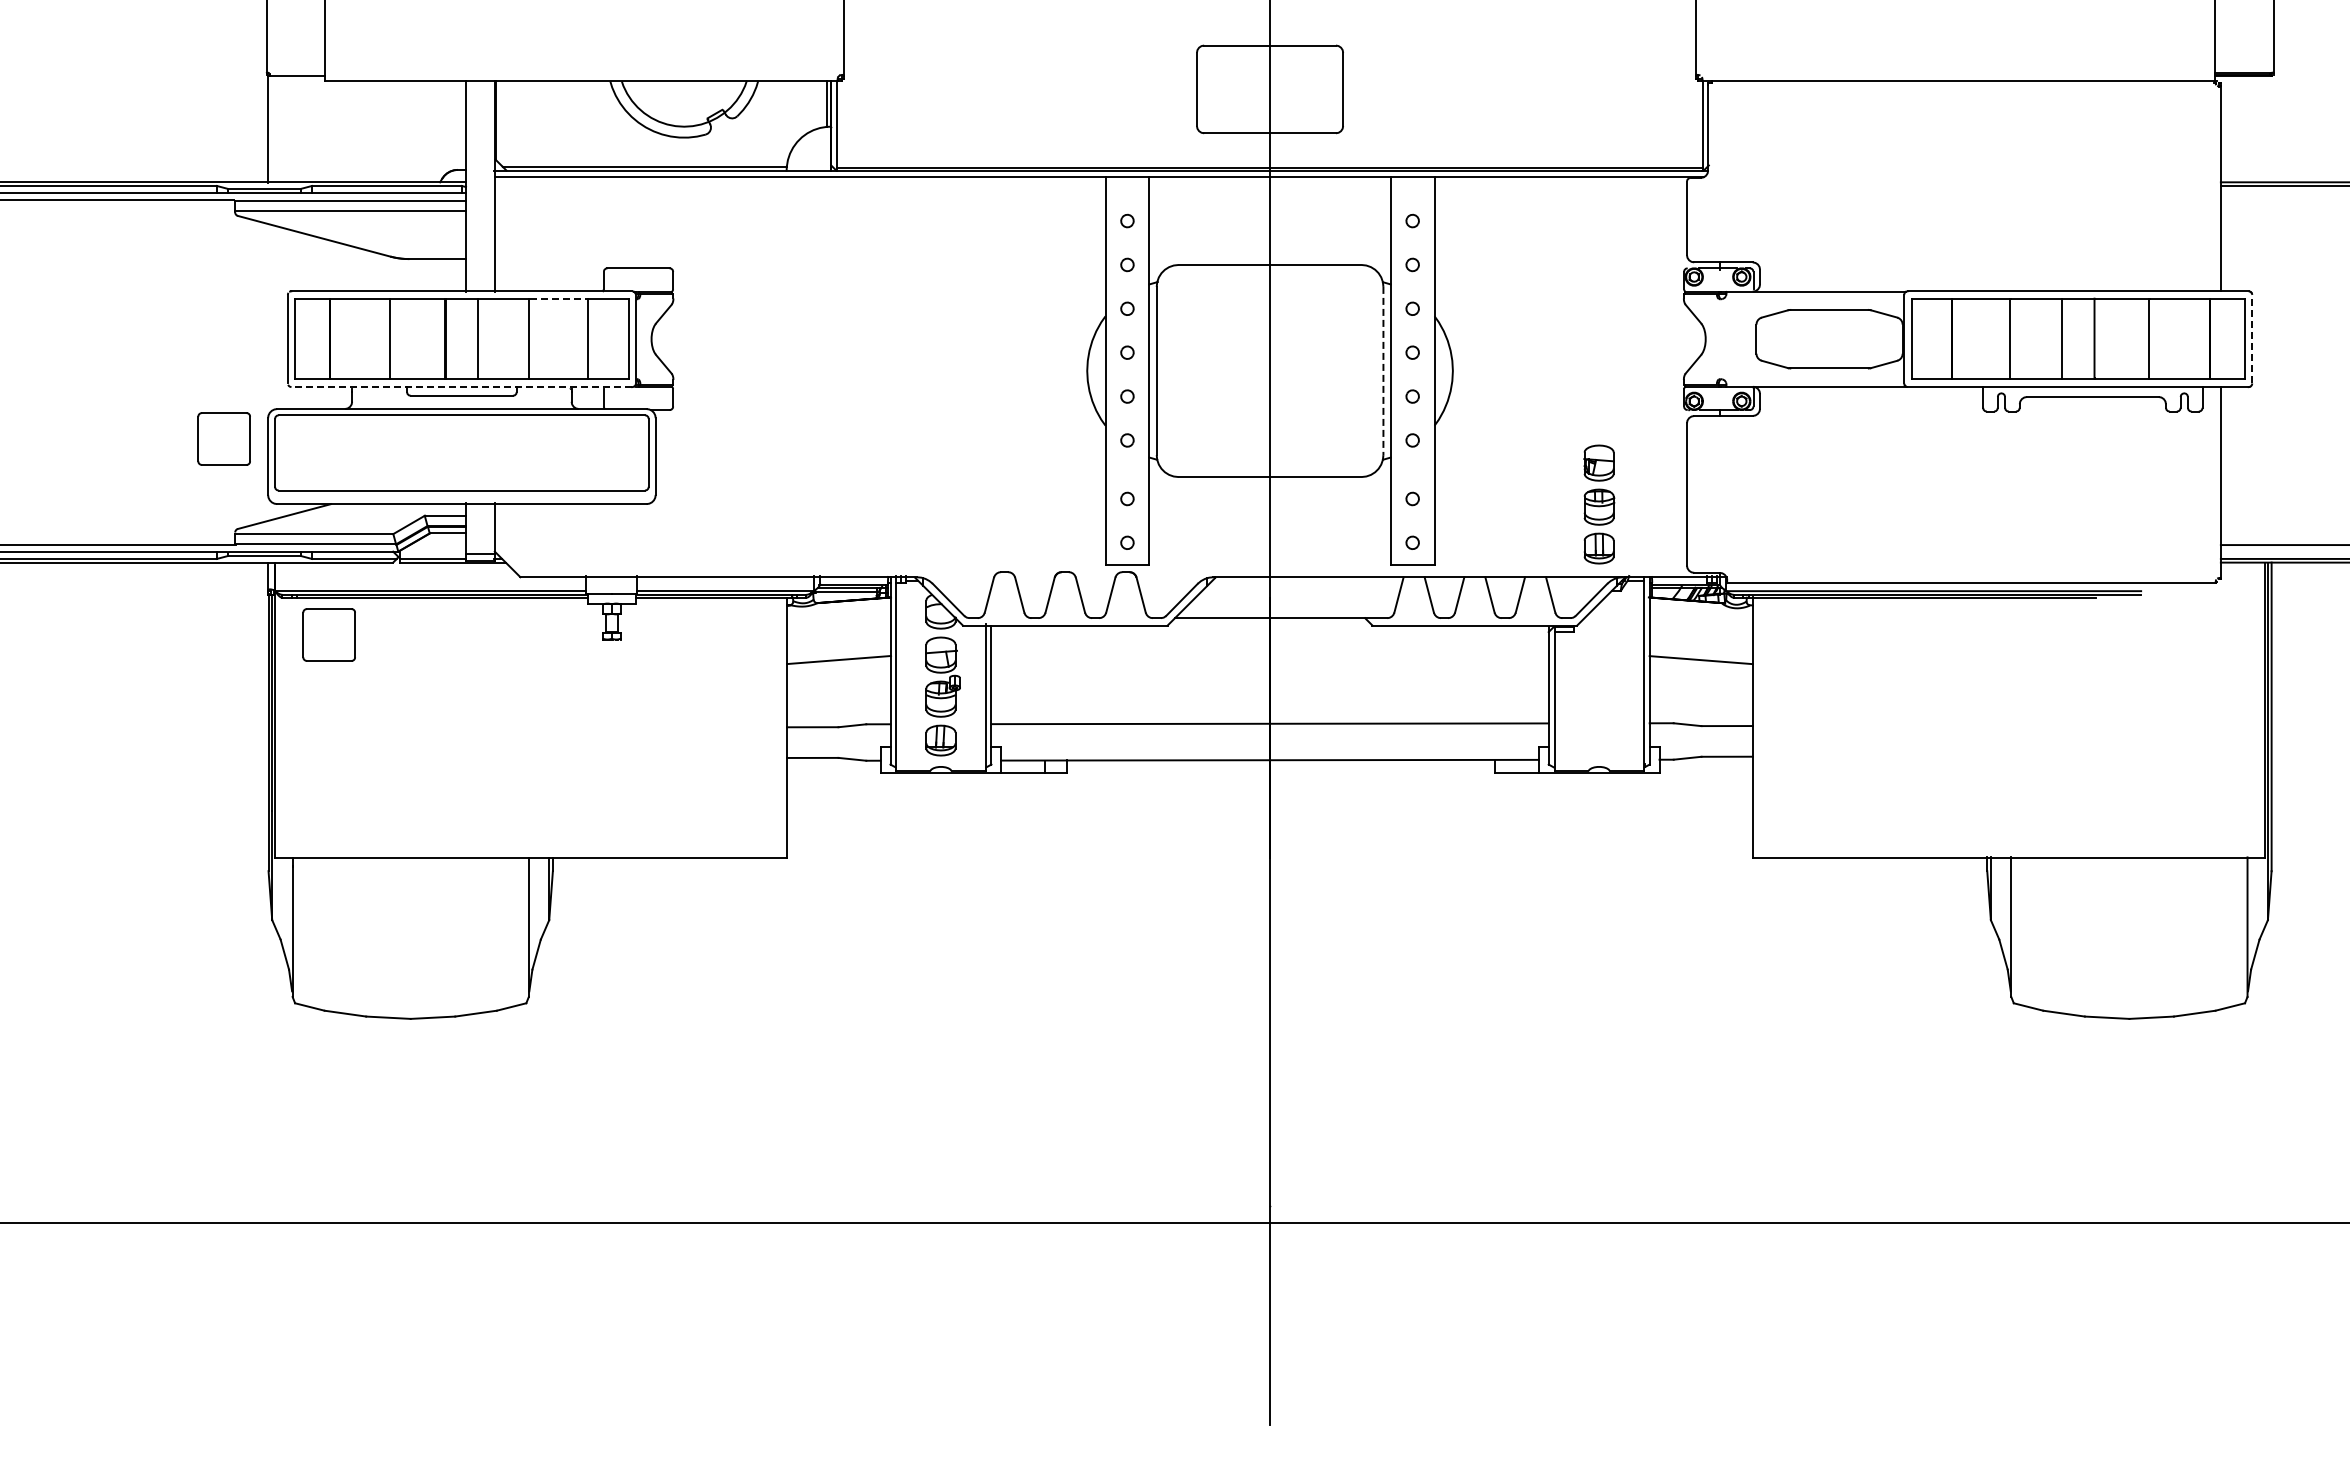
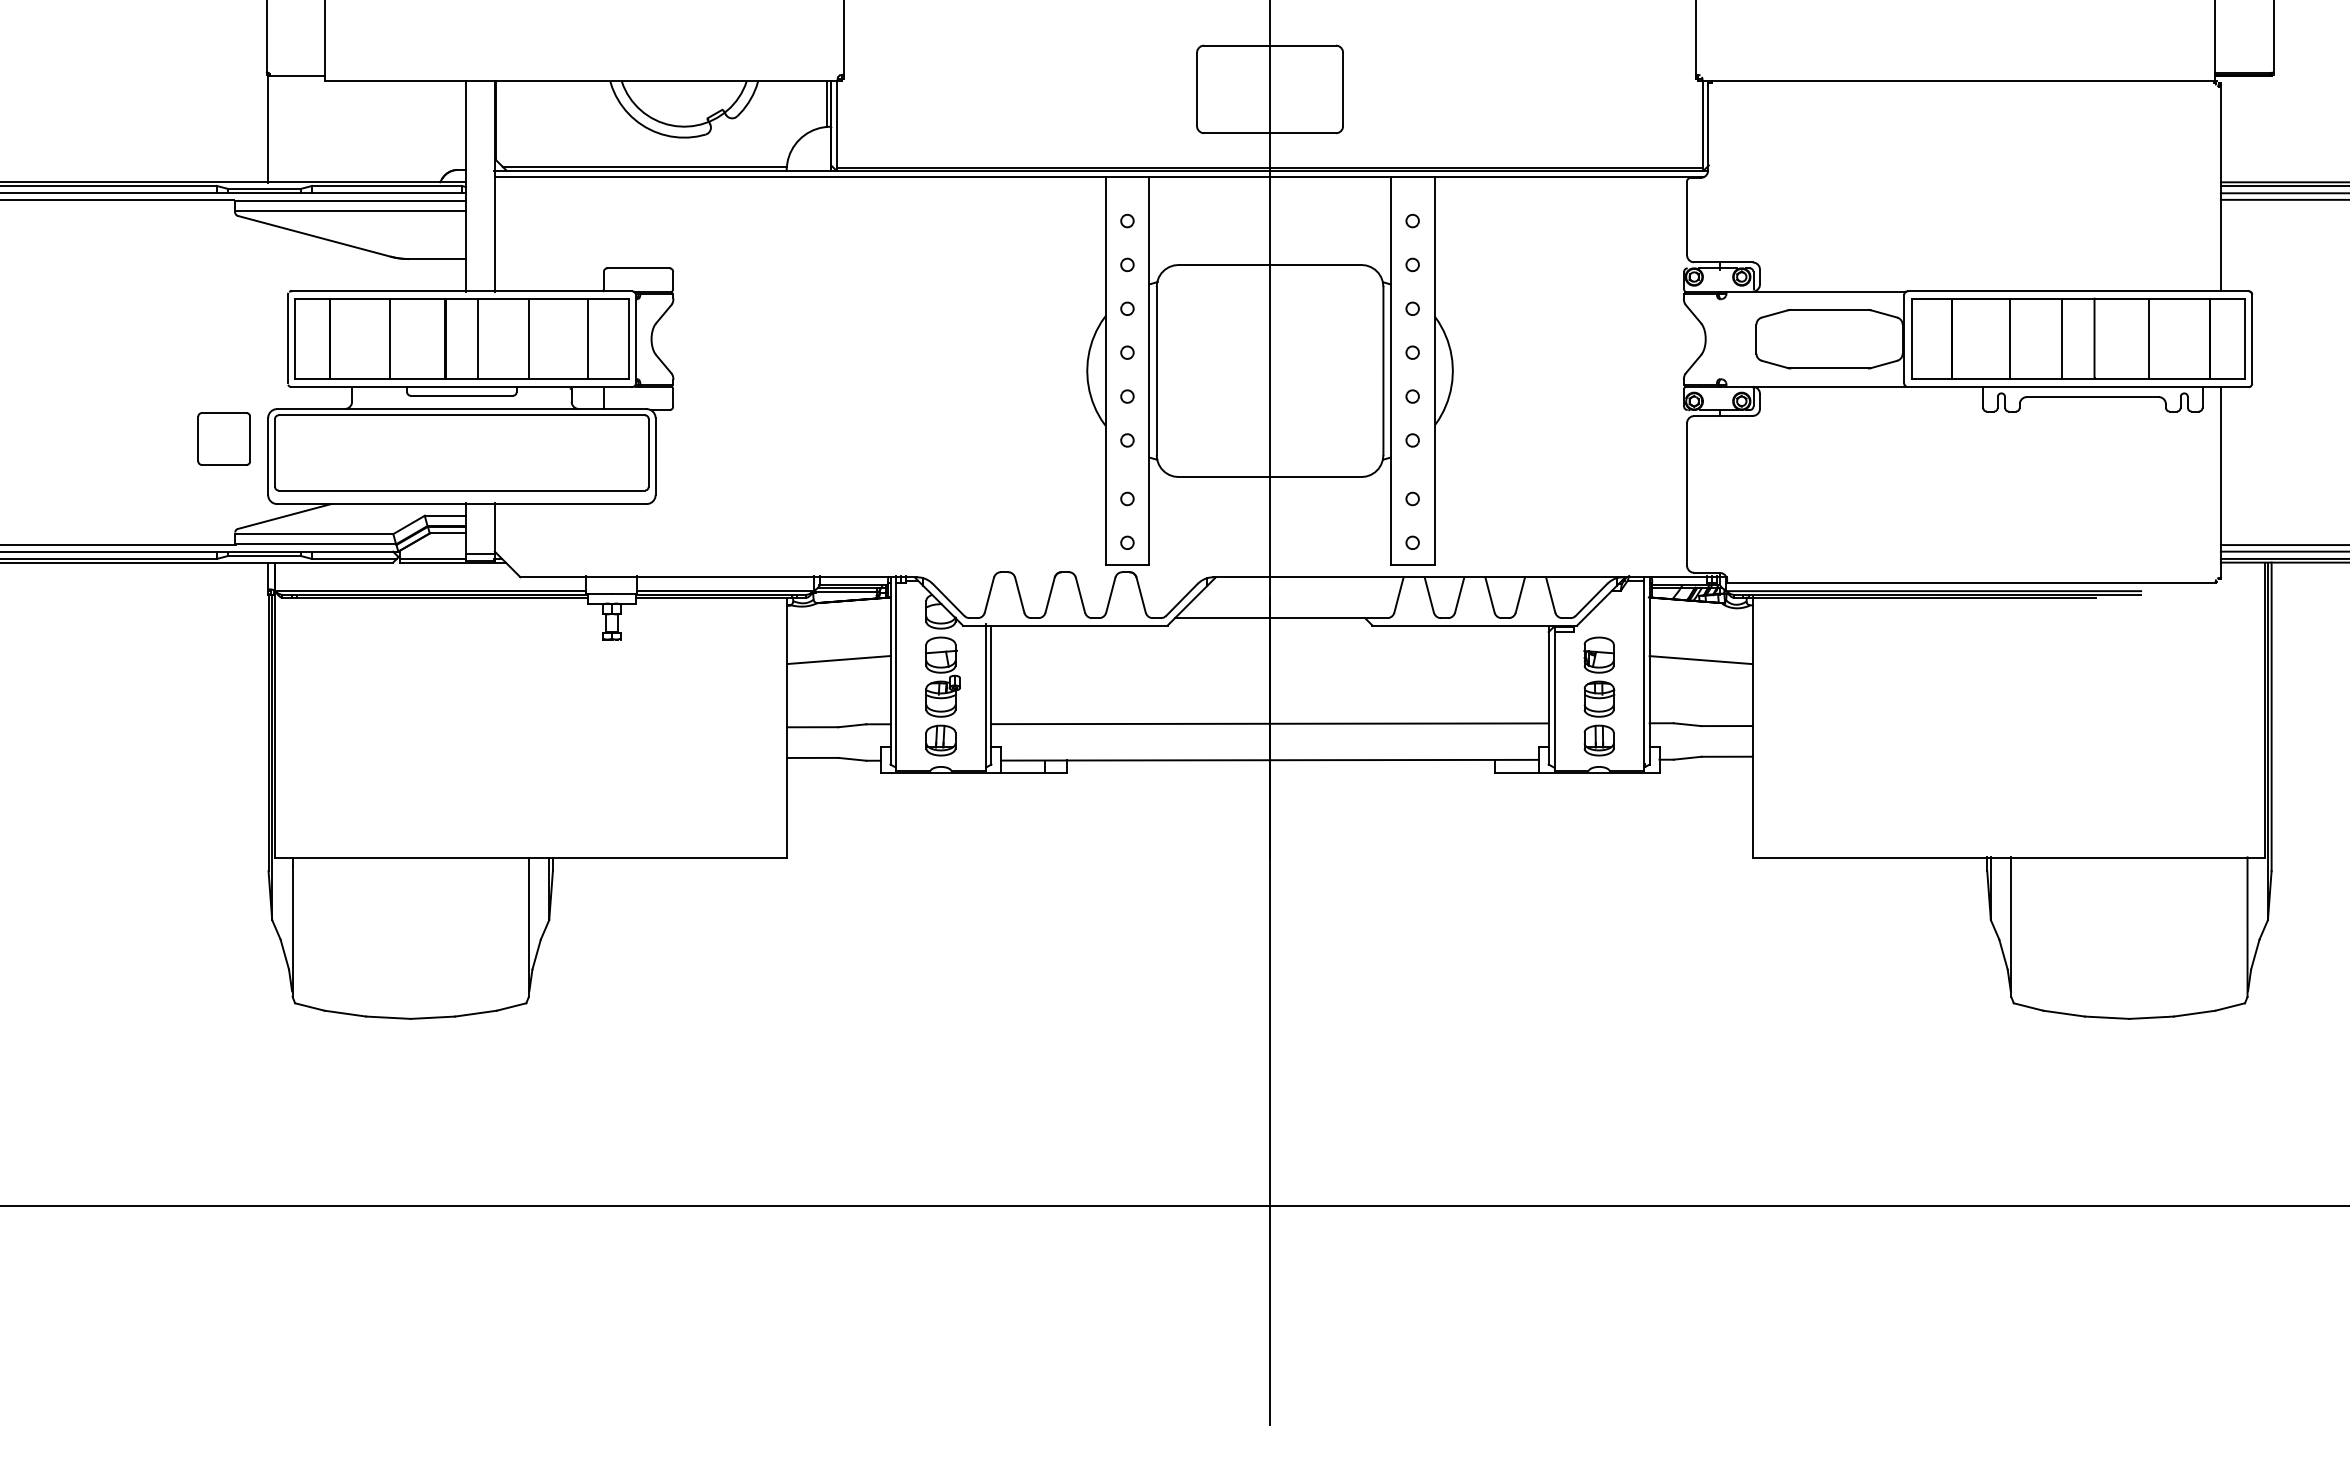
line: none -> present (2283, 193)
line: none -> present (2283, 199)
line: dashed -> solid (559, 298)
line: dashed -> solid (2252, 338)
line: dashed -> solid (1383, 371)
line: dashed -> solid (461, 387)
part position: (1599, 504) -> (1599, 696) (1599, 696)
line: none -> present (2283, 551)
part: present -> none (328, 634)
line position: (1174, 1222) -> (1174, 1205) (1174, 1205)
